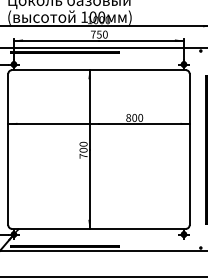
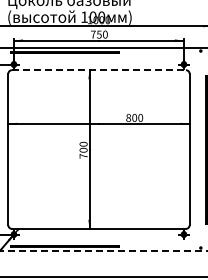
line: solid -> dashed (99, 70)
line: solid -> dashed (103, 251)
